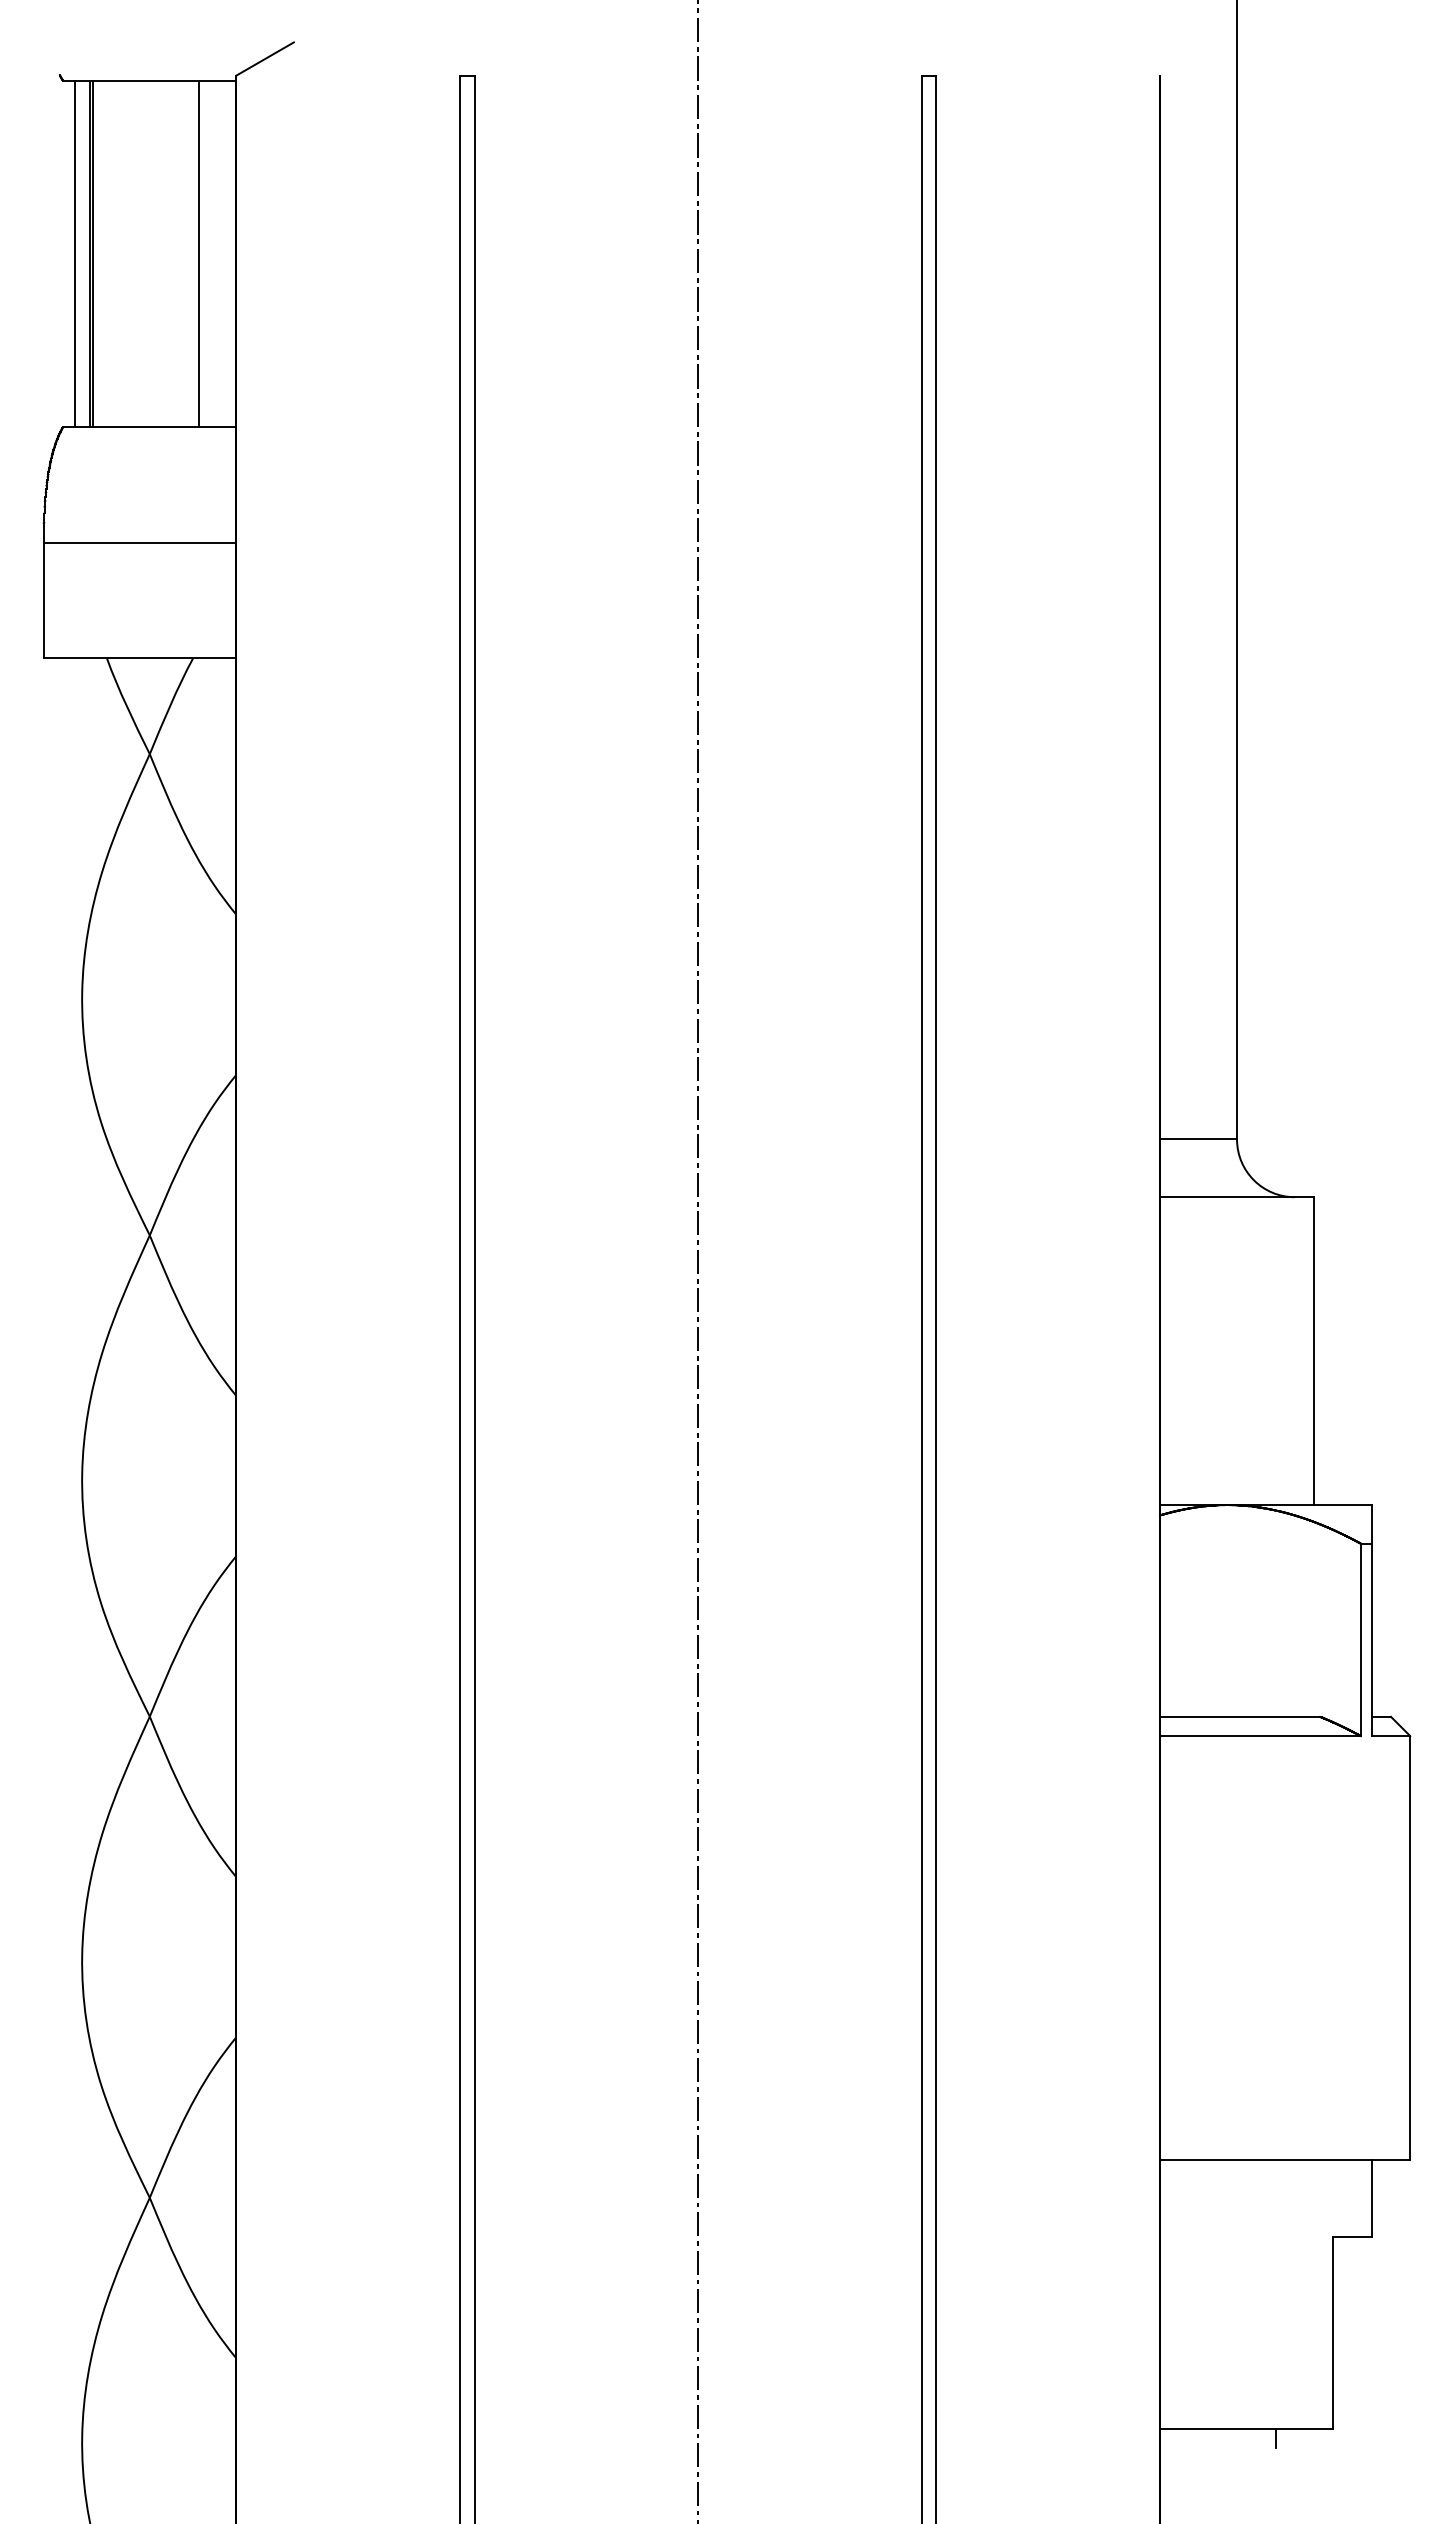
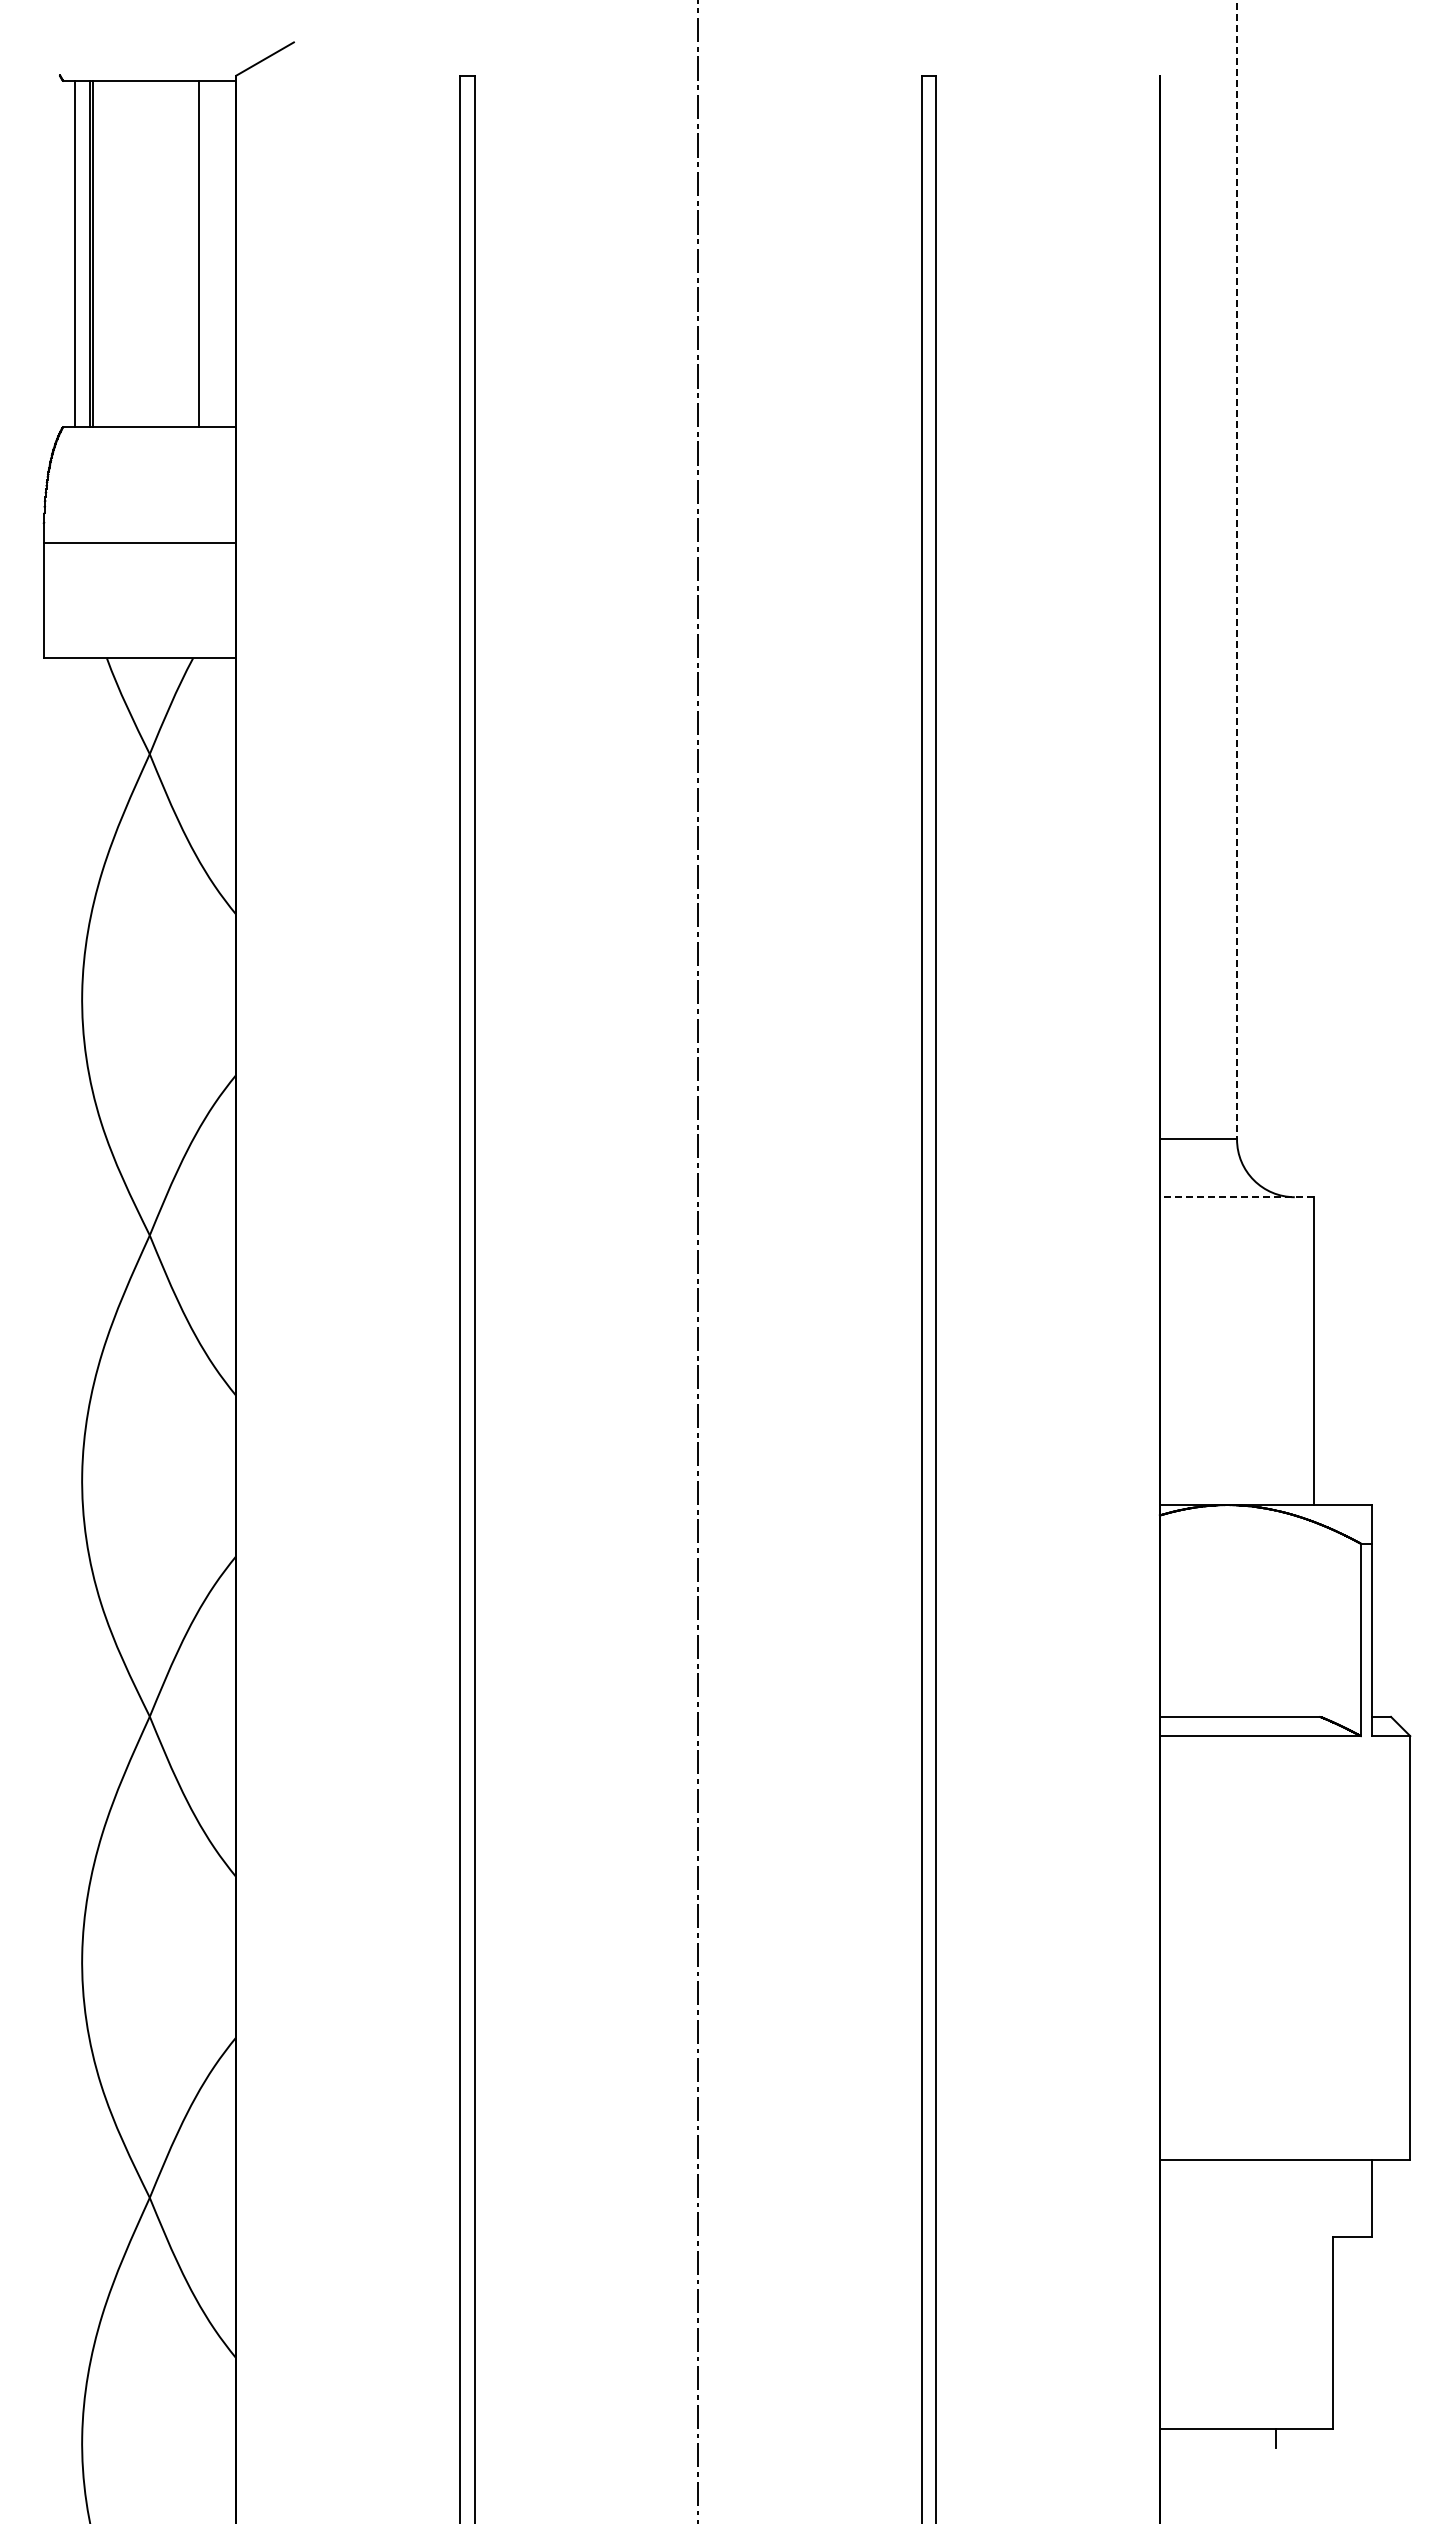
line: solid -> dashed (1237, 570)
line: solid -> dashed (1237, 1197)
